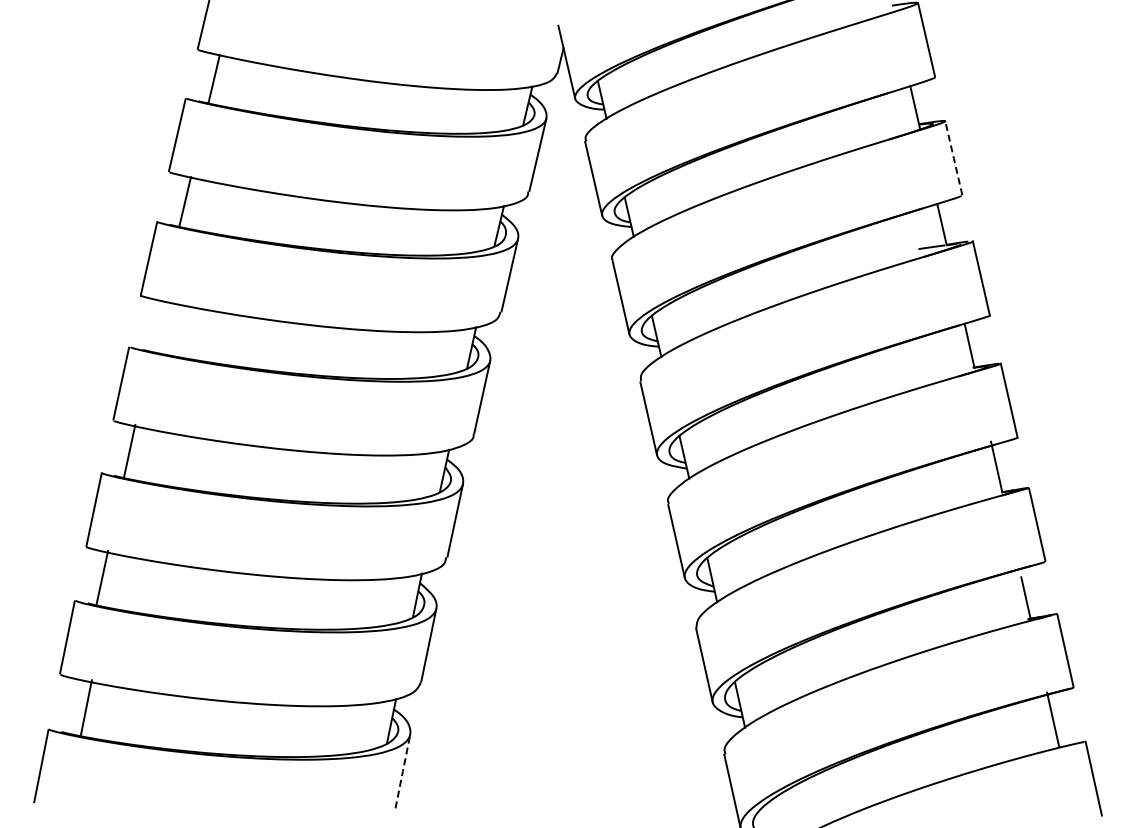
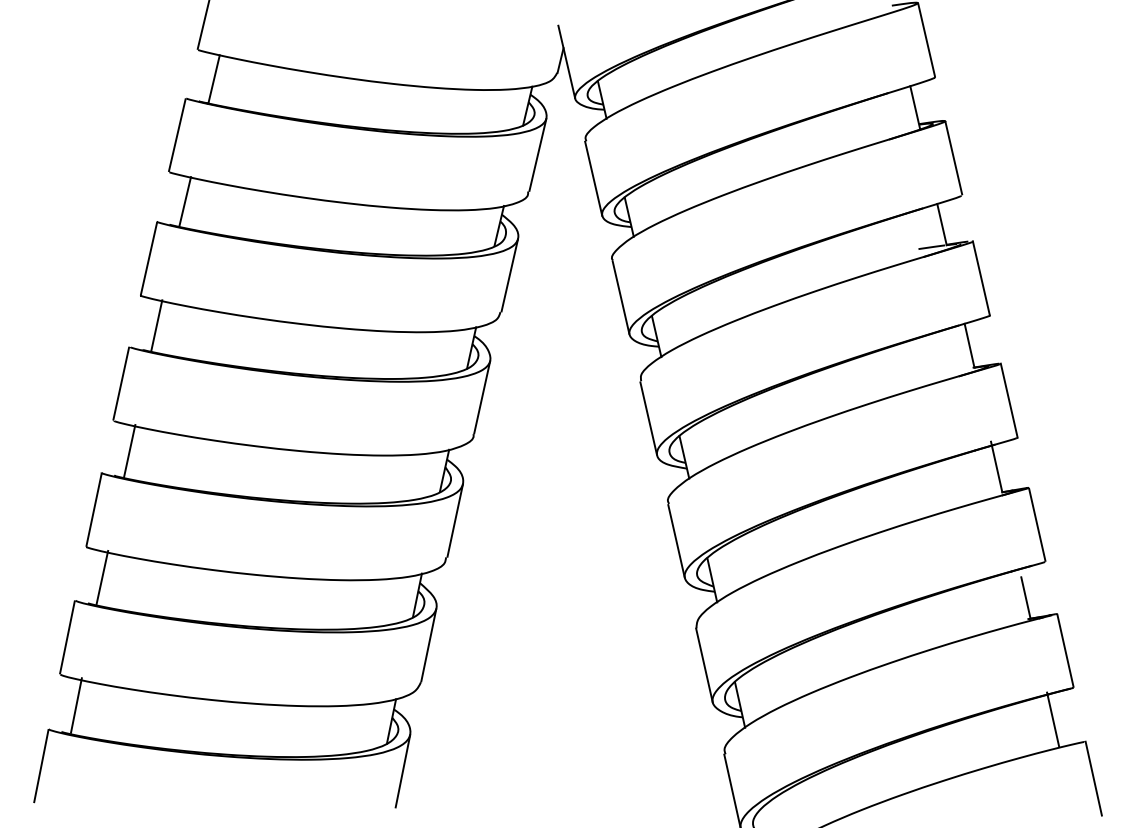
line: dashed -> solid (953, 158)
line: none -> present (156, 325)
line position: (86, 707) -> (76, 705) (76, 705)
line: dashed -> solid (402, 771)
